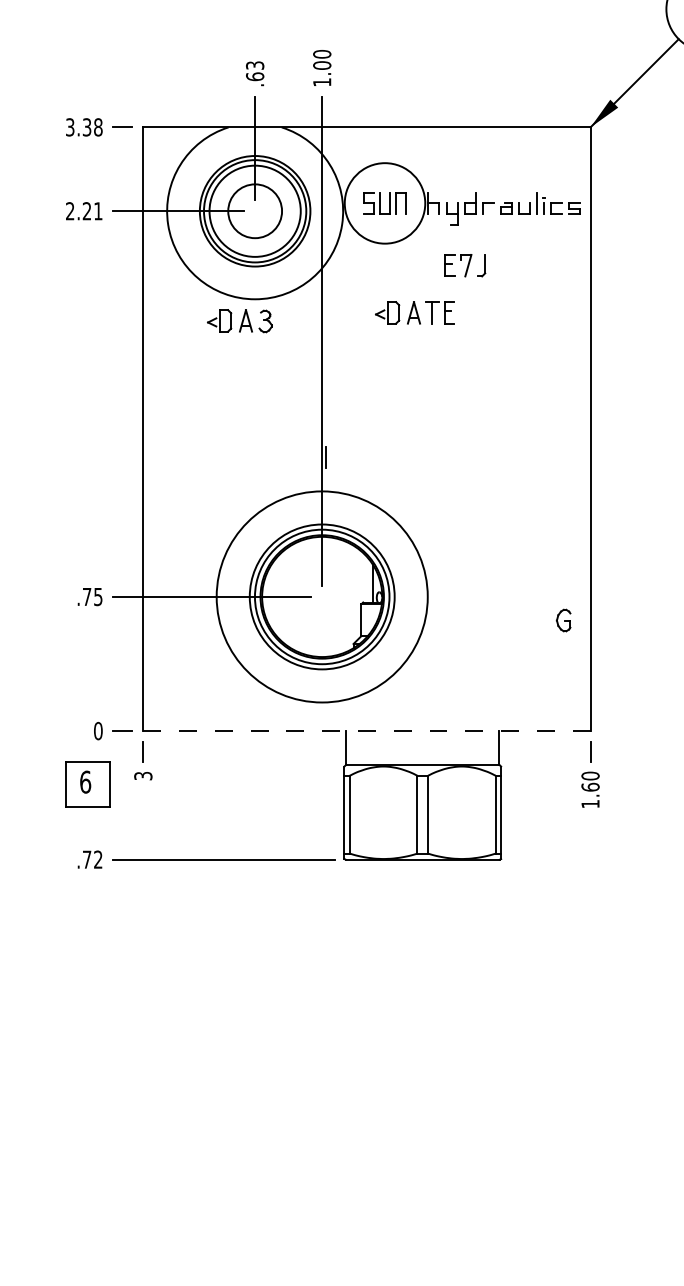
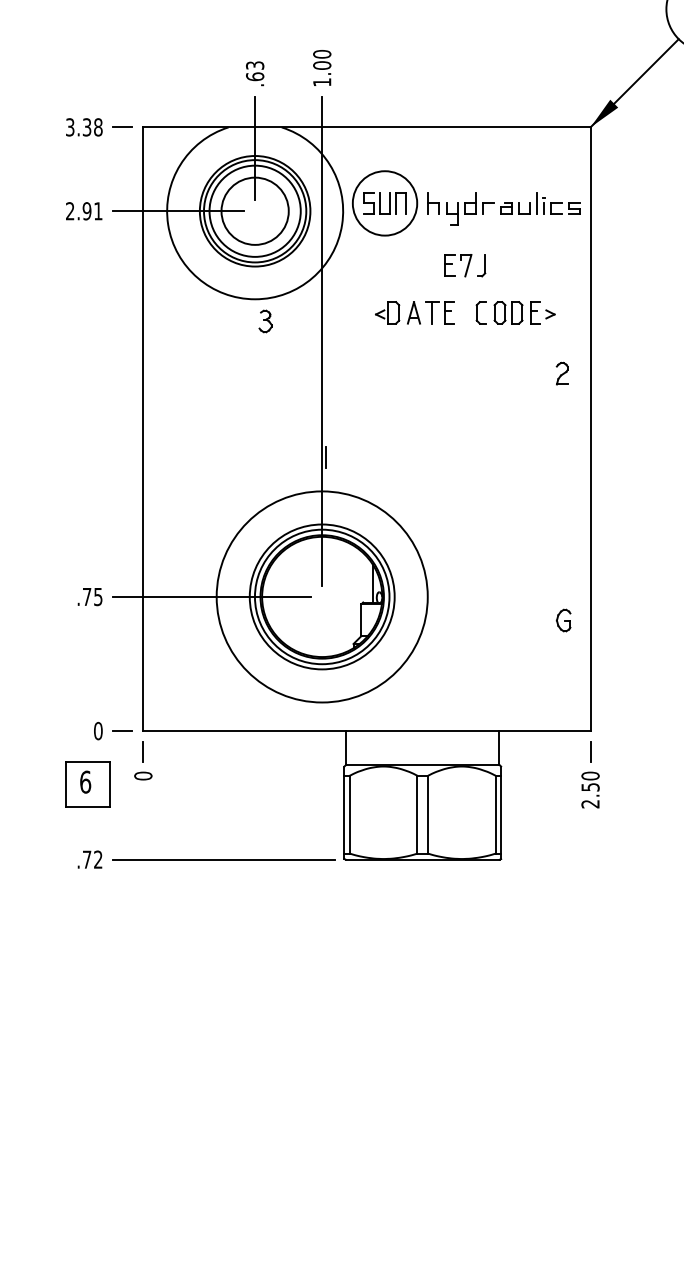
circle diameter: 80 px -> 64 px (384, 203)
text: 2.21 -> 2.91 (86, 211)
circle diameter: 54 px -> 67 px (254, 210)
part: none -> present (515, 312)
part: present -> none (229, 320)
part: none -> present (561, 373)
line: dashed -> solid (366, 731)
text: 3 -> 0 (143, 775)
text: 1.60 -> 2.50 (590, 795)
